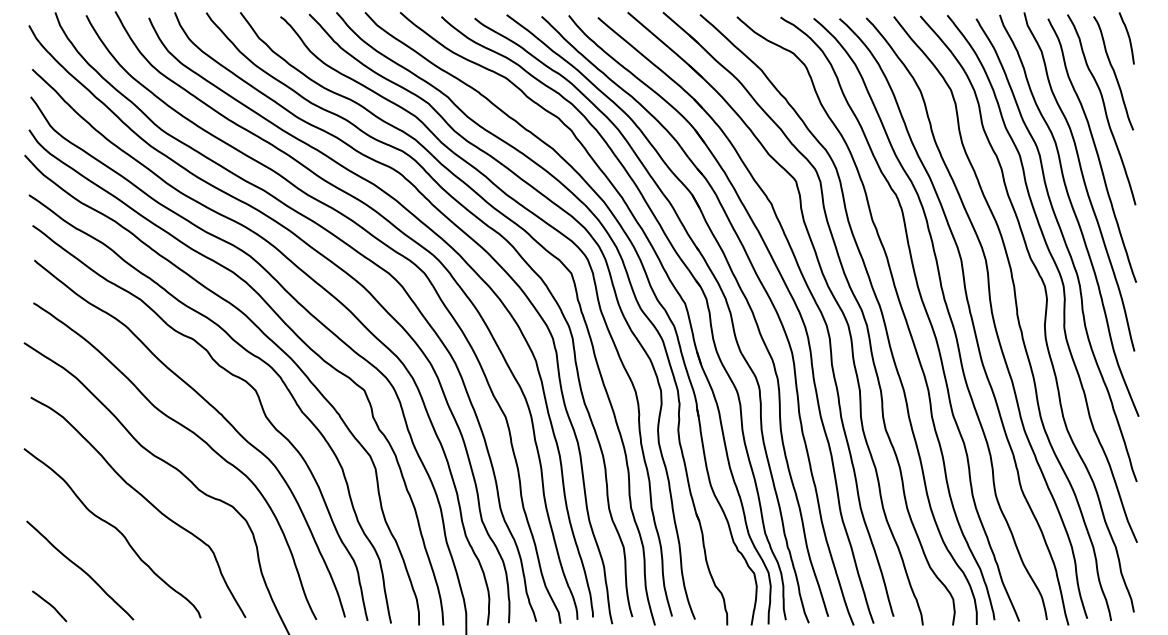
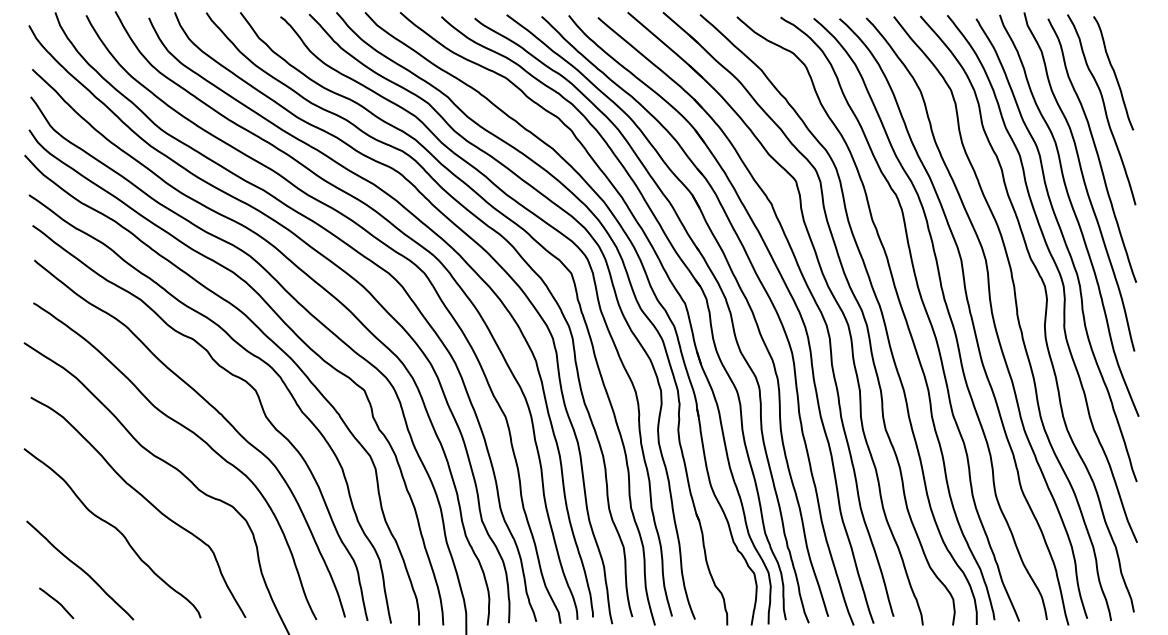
curve: present -> none (1128, 38)
curve position: (49, 605) -> (56, 602) (56, 602)
